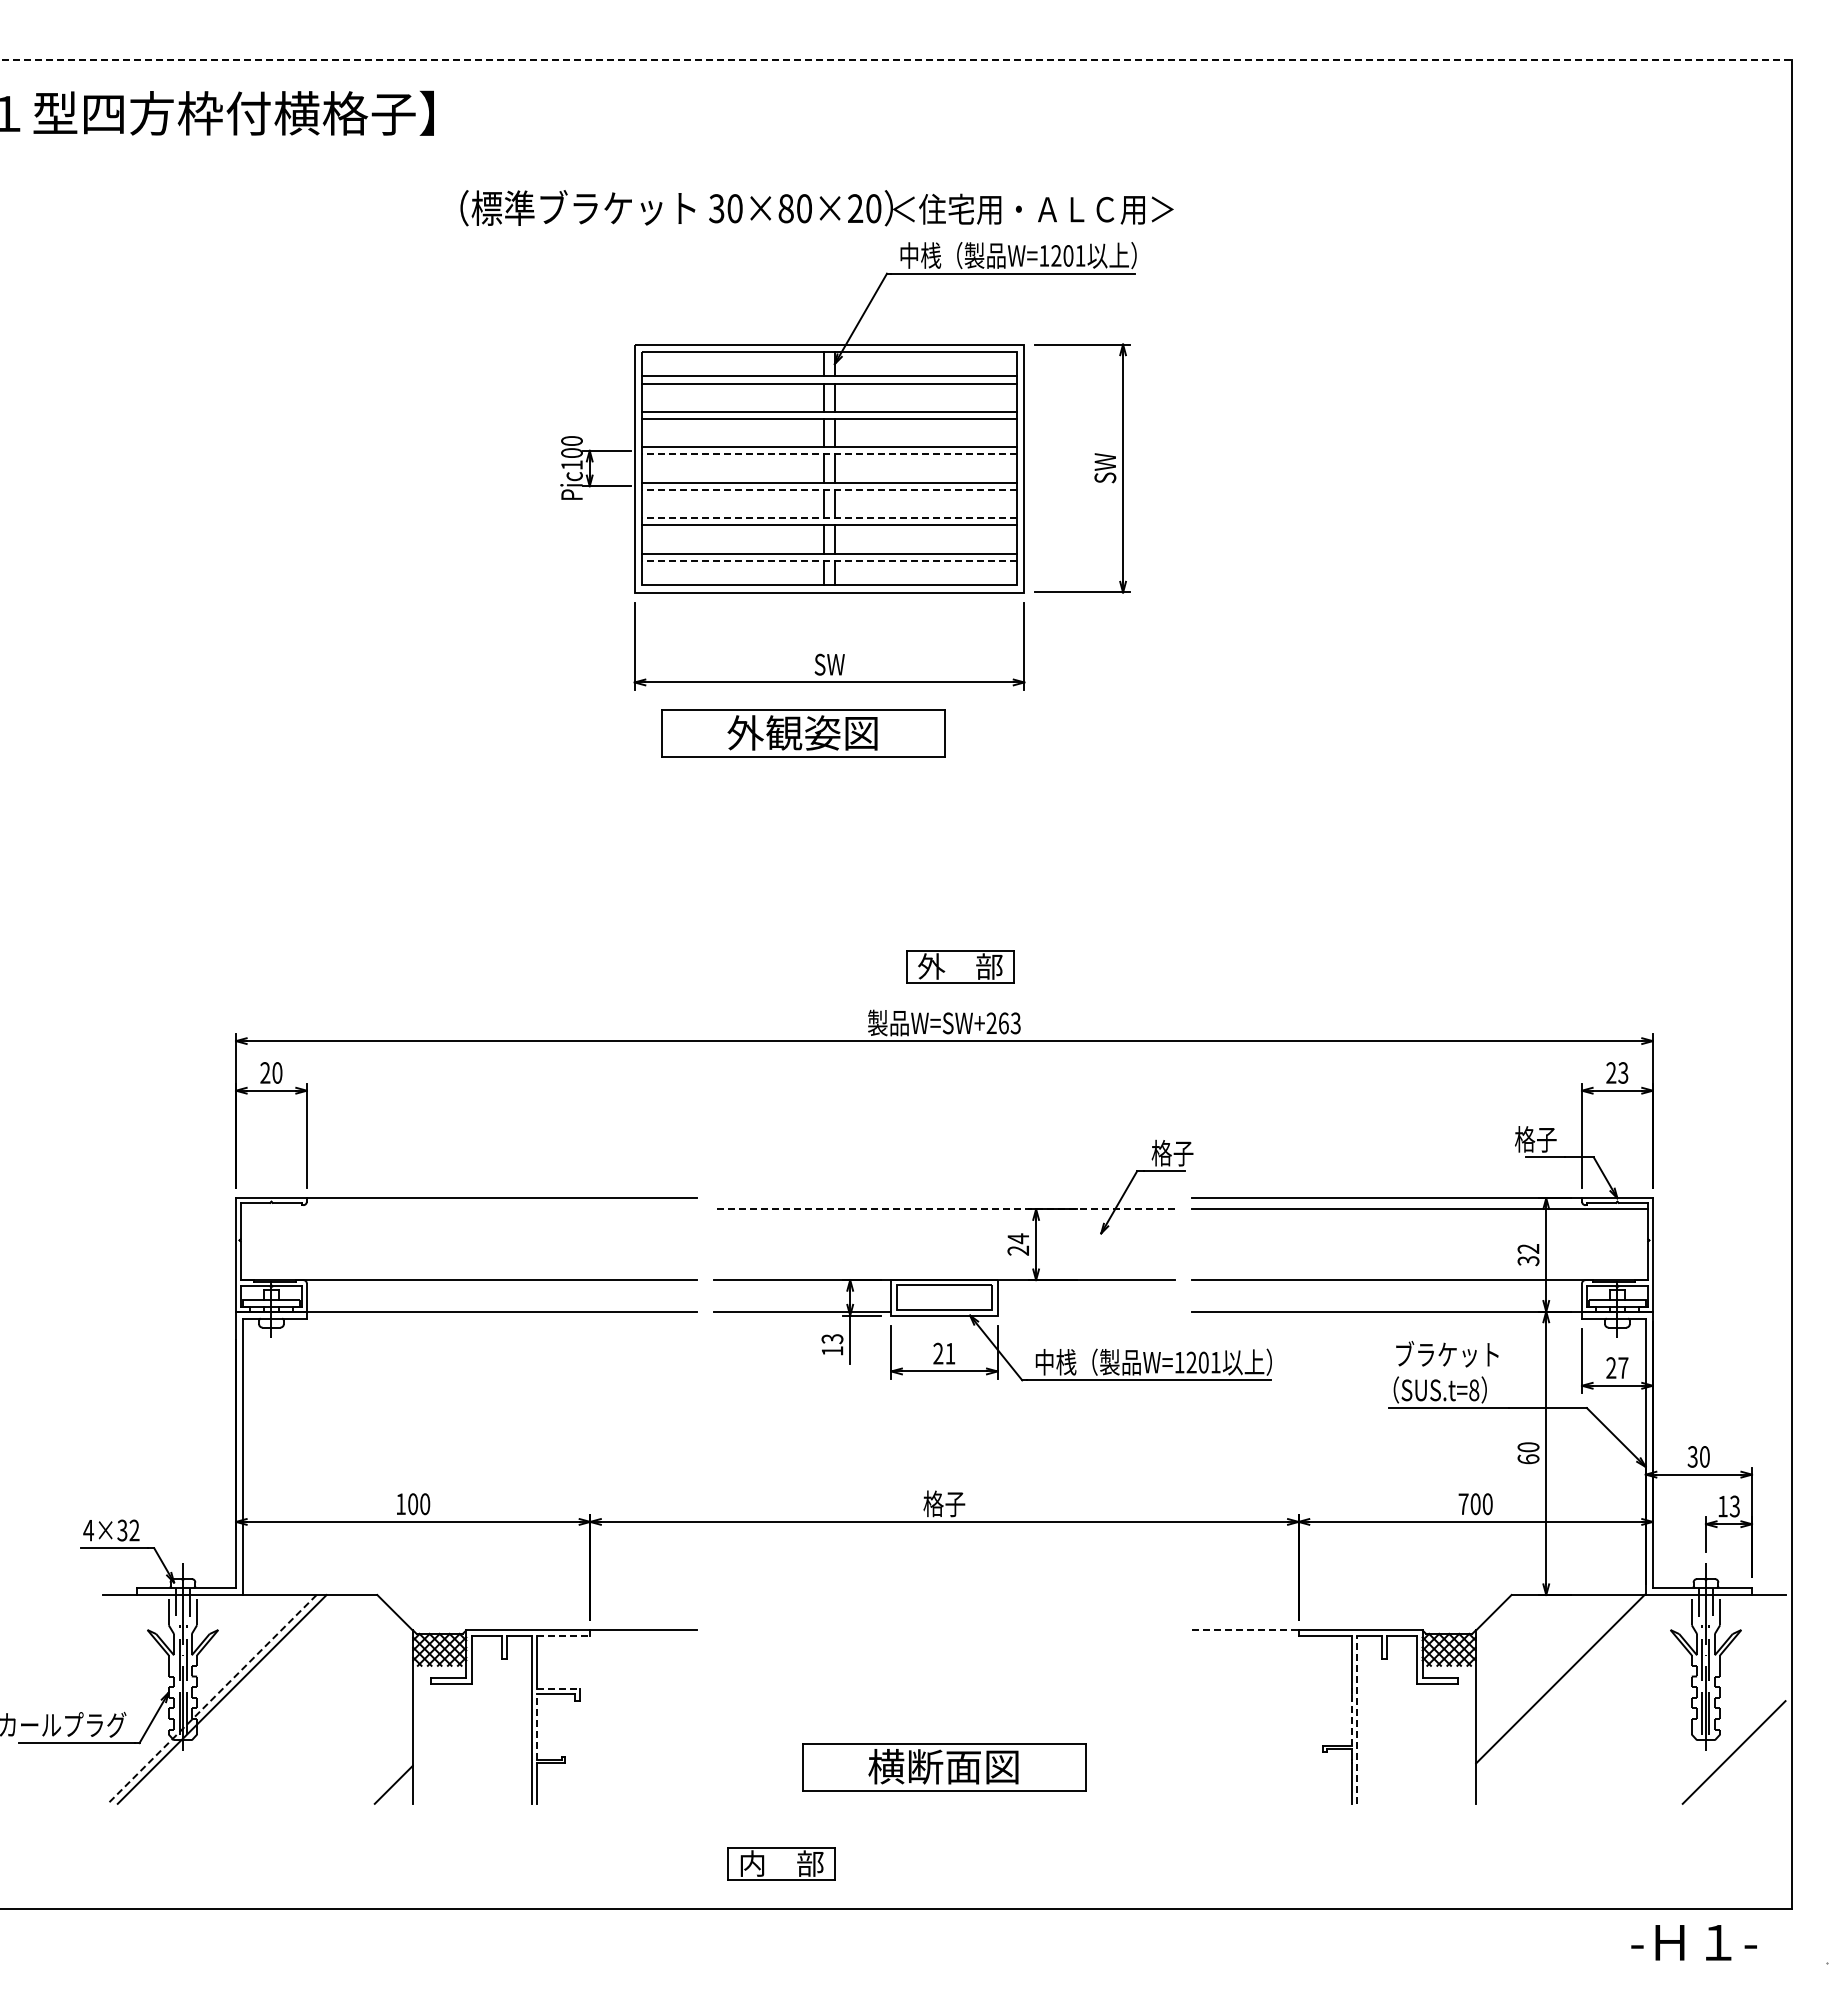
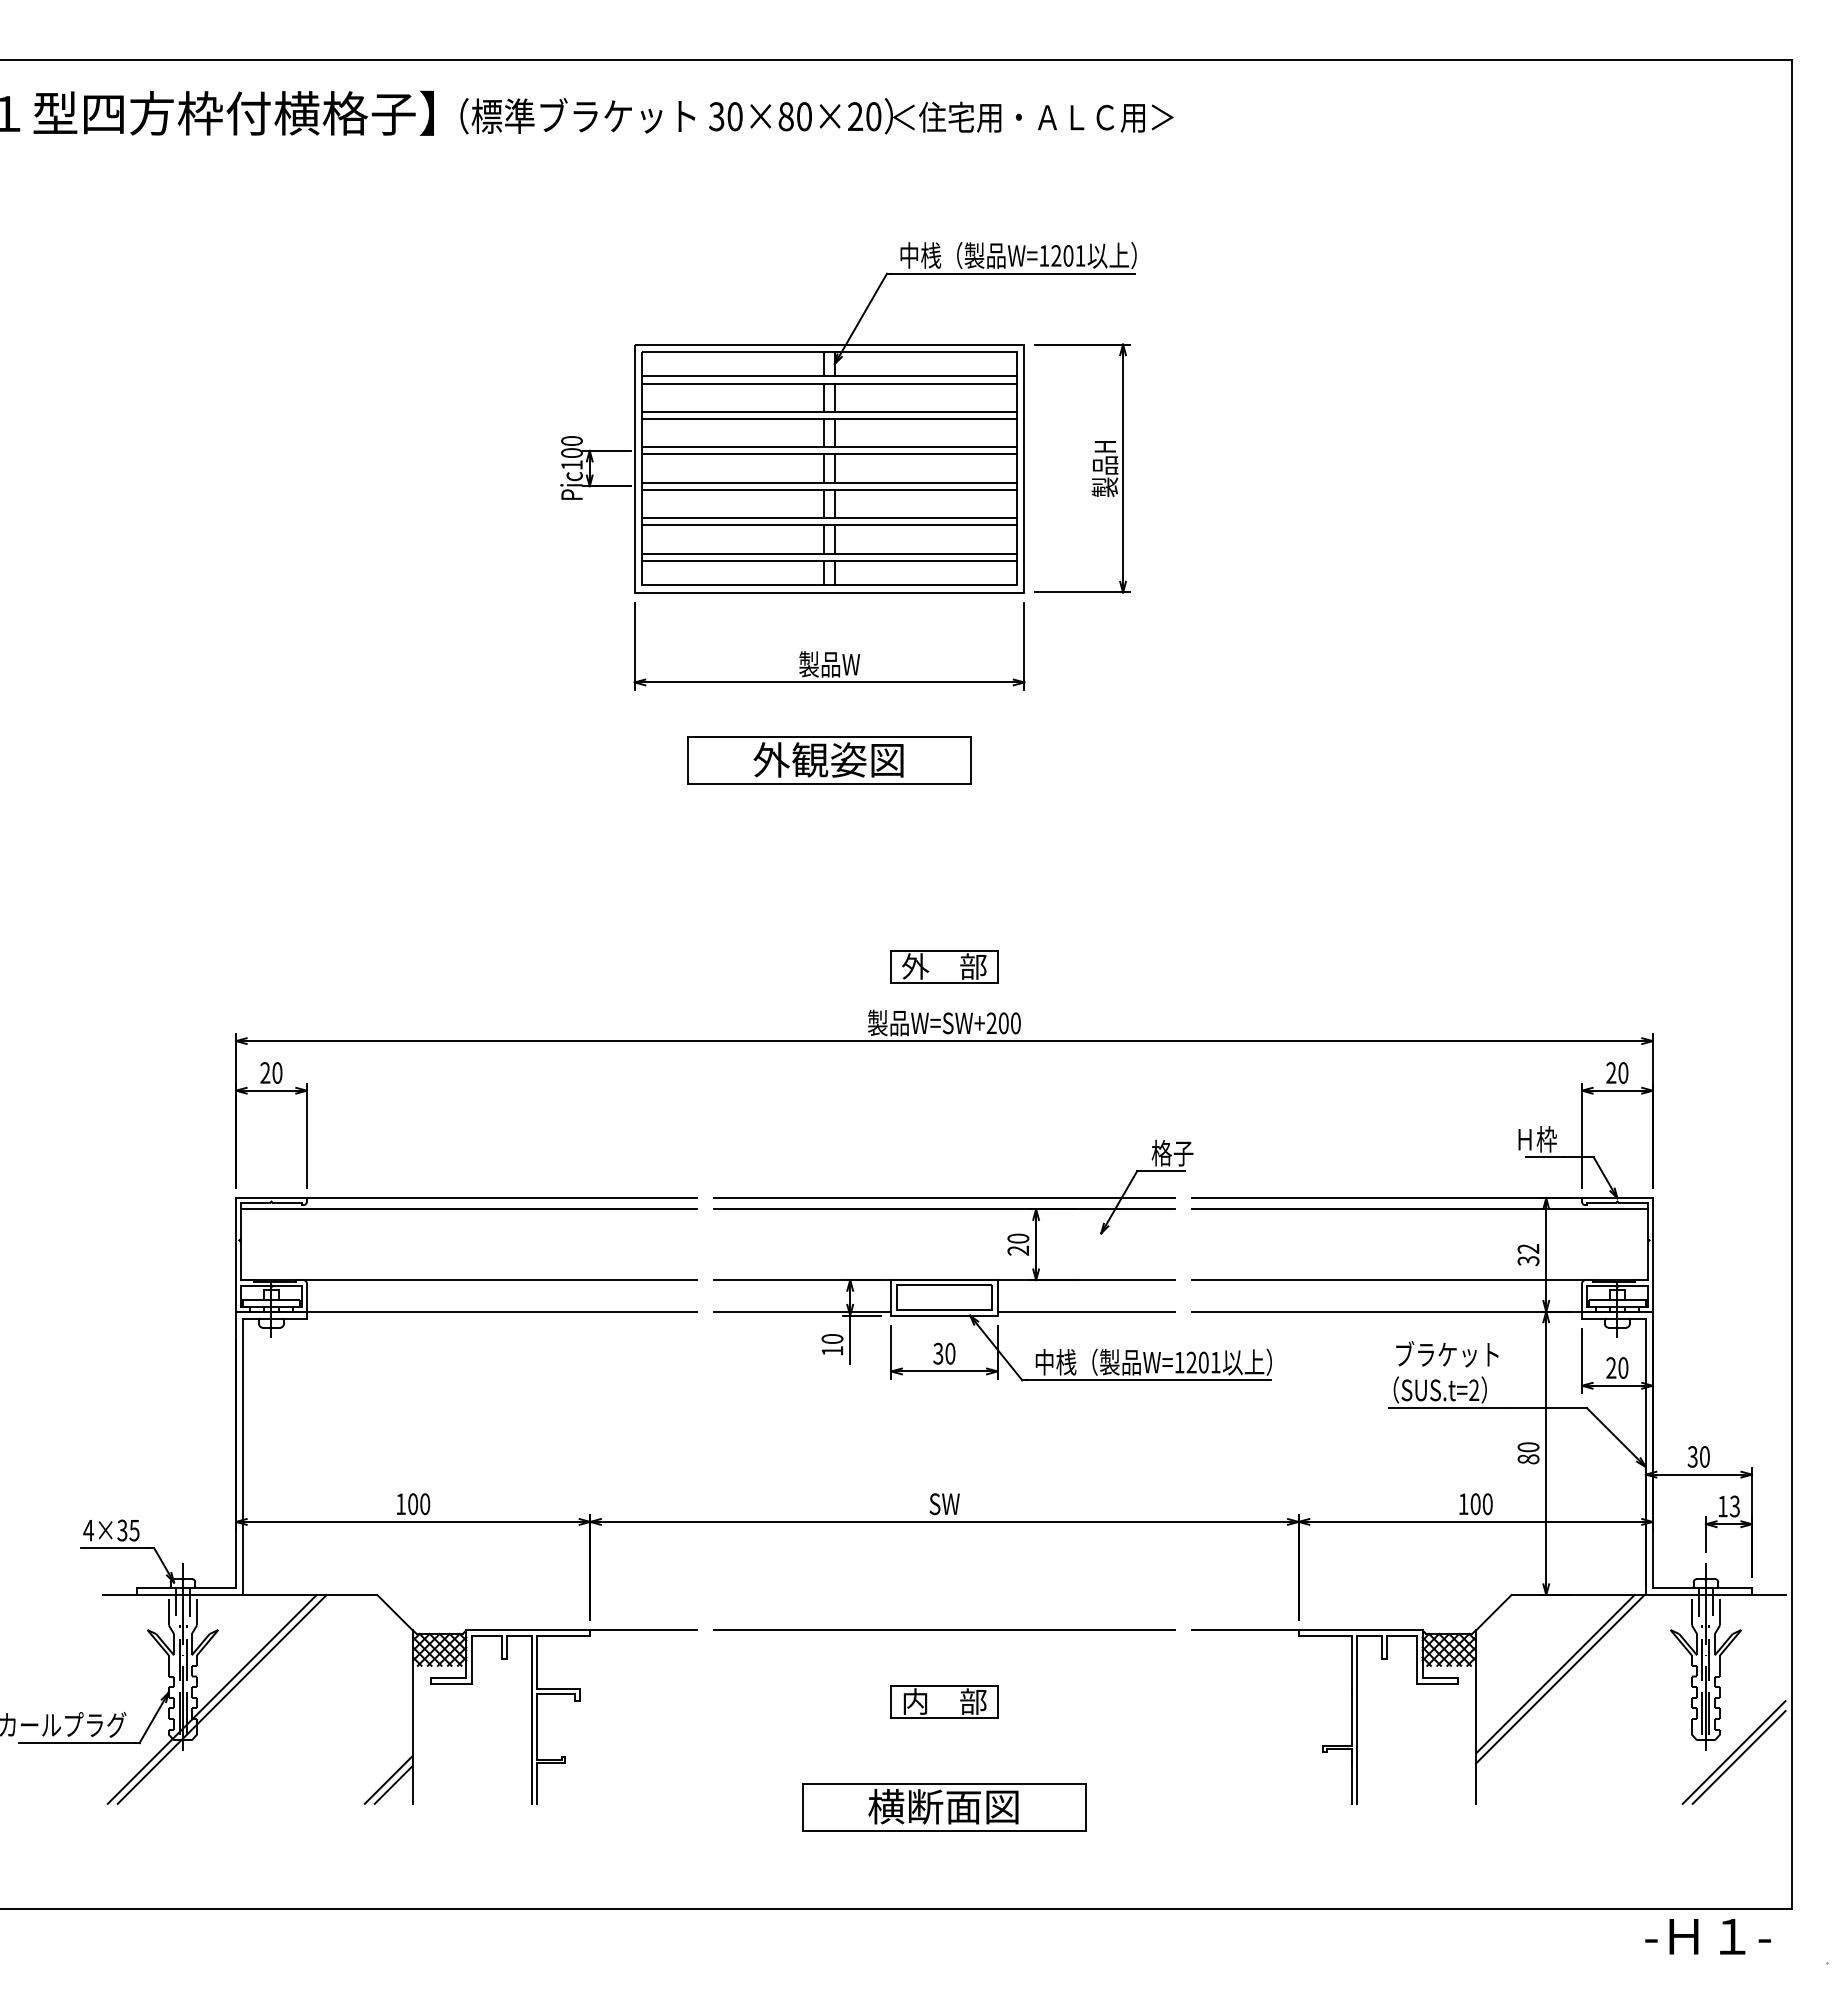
line: dashed -> solid (896, 60)
text position: (816, 208) -> (816, 116) (816, 116)
line: dashed -> solid (829, 454)
text: SW -> 製品H (1104, 469)
line: dashed -> solid (829, 489)
line: dashed -> solid (829, 518)
line: dashed -> solid (829, 560)
text: SW -> 製品W (829, 664)
part position: (803, 733) -> (829, 760) (829, 760)
part position: (960, 966) -> (944, 966) (944, 966)
text: W=SW+263 -> W=SW+200 (1009, 1023)
text: 23 -> 20 (1623, 1072)
text: 格子 -> Ｈ枠 (1535, 1139)
line: none -> present (944, 1198)
line: none -> present (468, 1209)
line: dashed -> solid (943, 1209)
text: 24 -> 20 (1018, 1238)
line: none -> present (1085, 1311)
text: 13 -> 10 (832, 1339)
text: 21 -> 30 (944, 1353)
text: 27 -> 20 (1623, 1367)
text: SUS.t=8 -> SUS.t=2 (1474, 1390)
text: 60 -> 80 (1528, 1459)
text: 格子 -> SW (944, 1503)
text: 700 -> 100 (1463, 1503)
text: 4×32 -> 4×35 (134, 1530)
line: none -> present (944, 1629)
line: dashed -> solid (1246, 1630)
line: dashed -> solid (563, 1635)
line: none -> present (1555, 1674)
line: dashed -> solid (558, 1688)
line: dashed -> solid (212, 1699)
line: dashed -> solid (1351, 1719)
line: dashed -> solid (1357, 1719)
line: dashed -> solid (537, 1726)
line: none -> present (1738, 1757)
part position: (944, 1767) -> (944, 1807) (944, 1807)
line: none -> present (388, 1779)
part position: (781, 1863) -> (944, 1701) (944, 1701)
text position: (1693, 1942) -> (1707, 1936) (1707, 1936)
